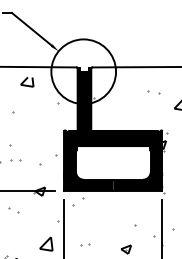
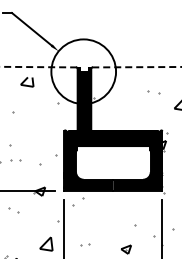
line: solid -> dashed (38, 67)
line: solid -> dashed (137, 67)
